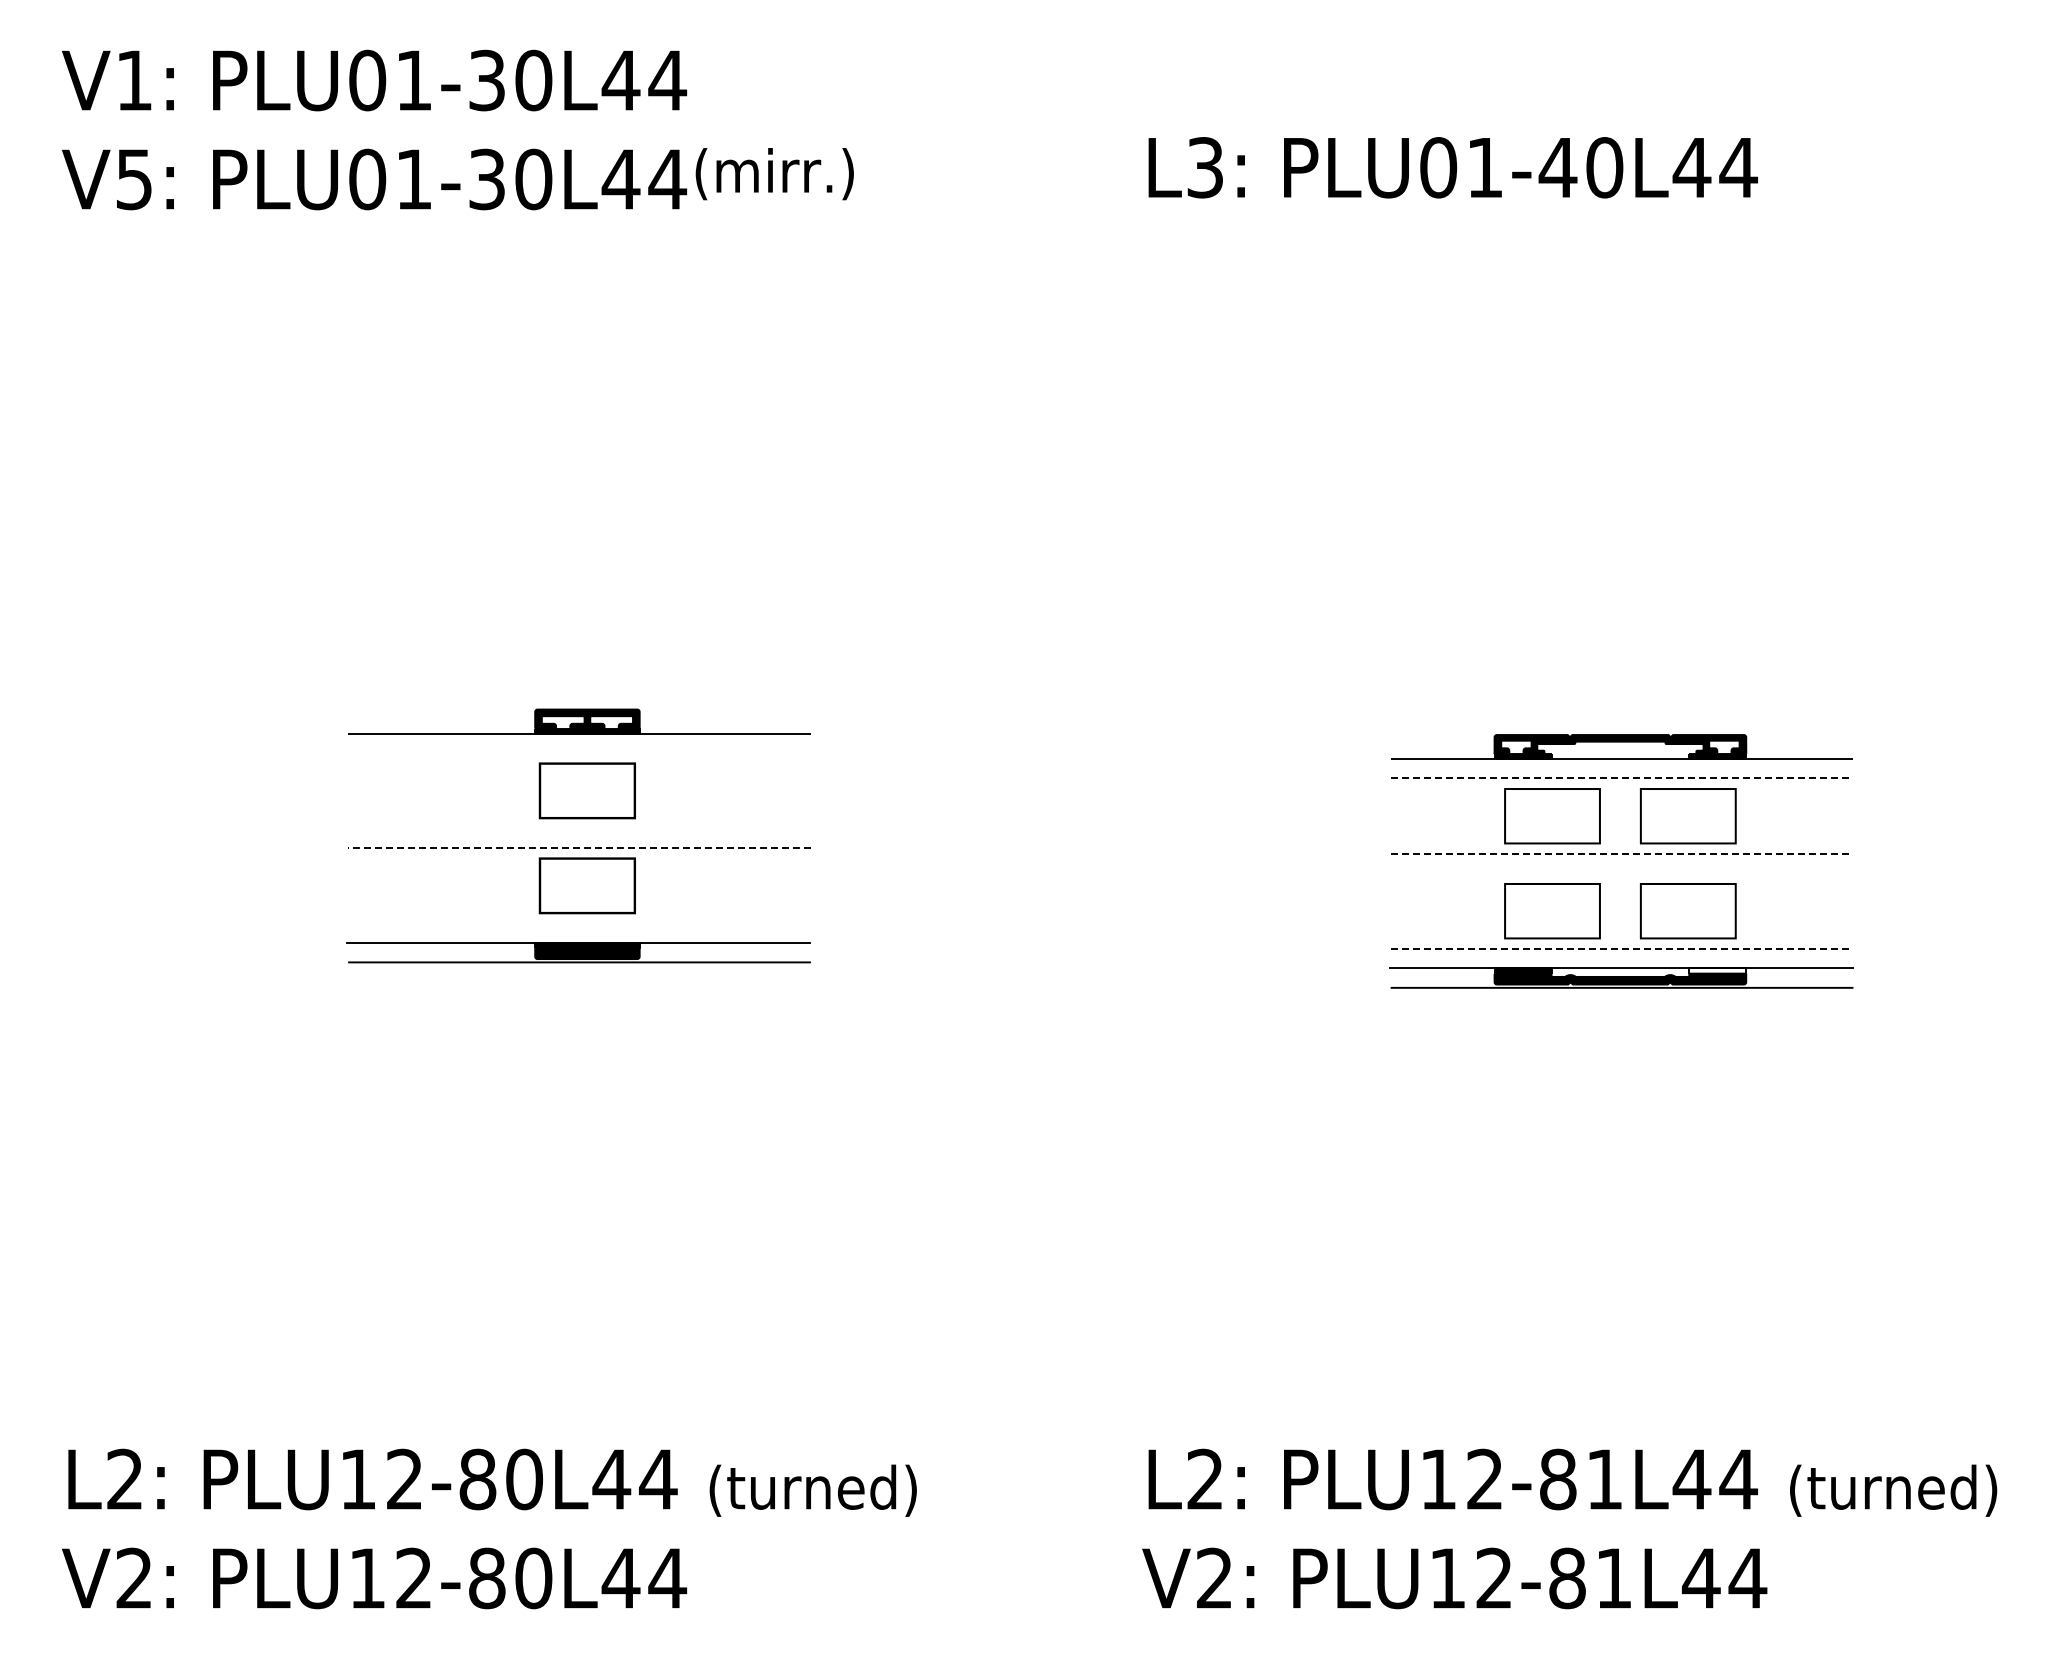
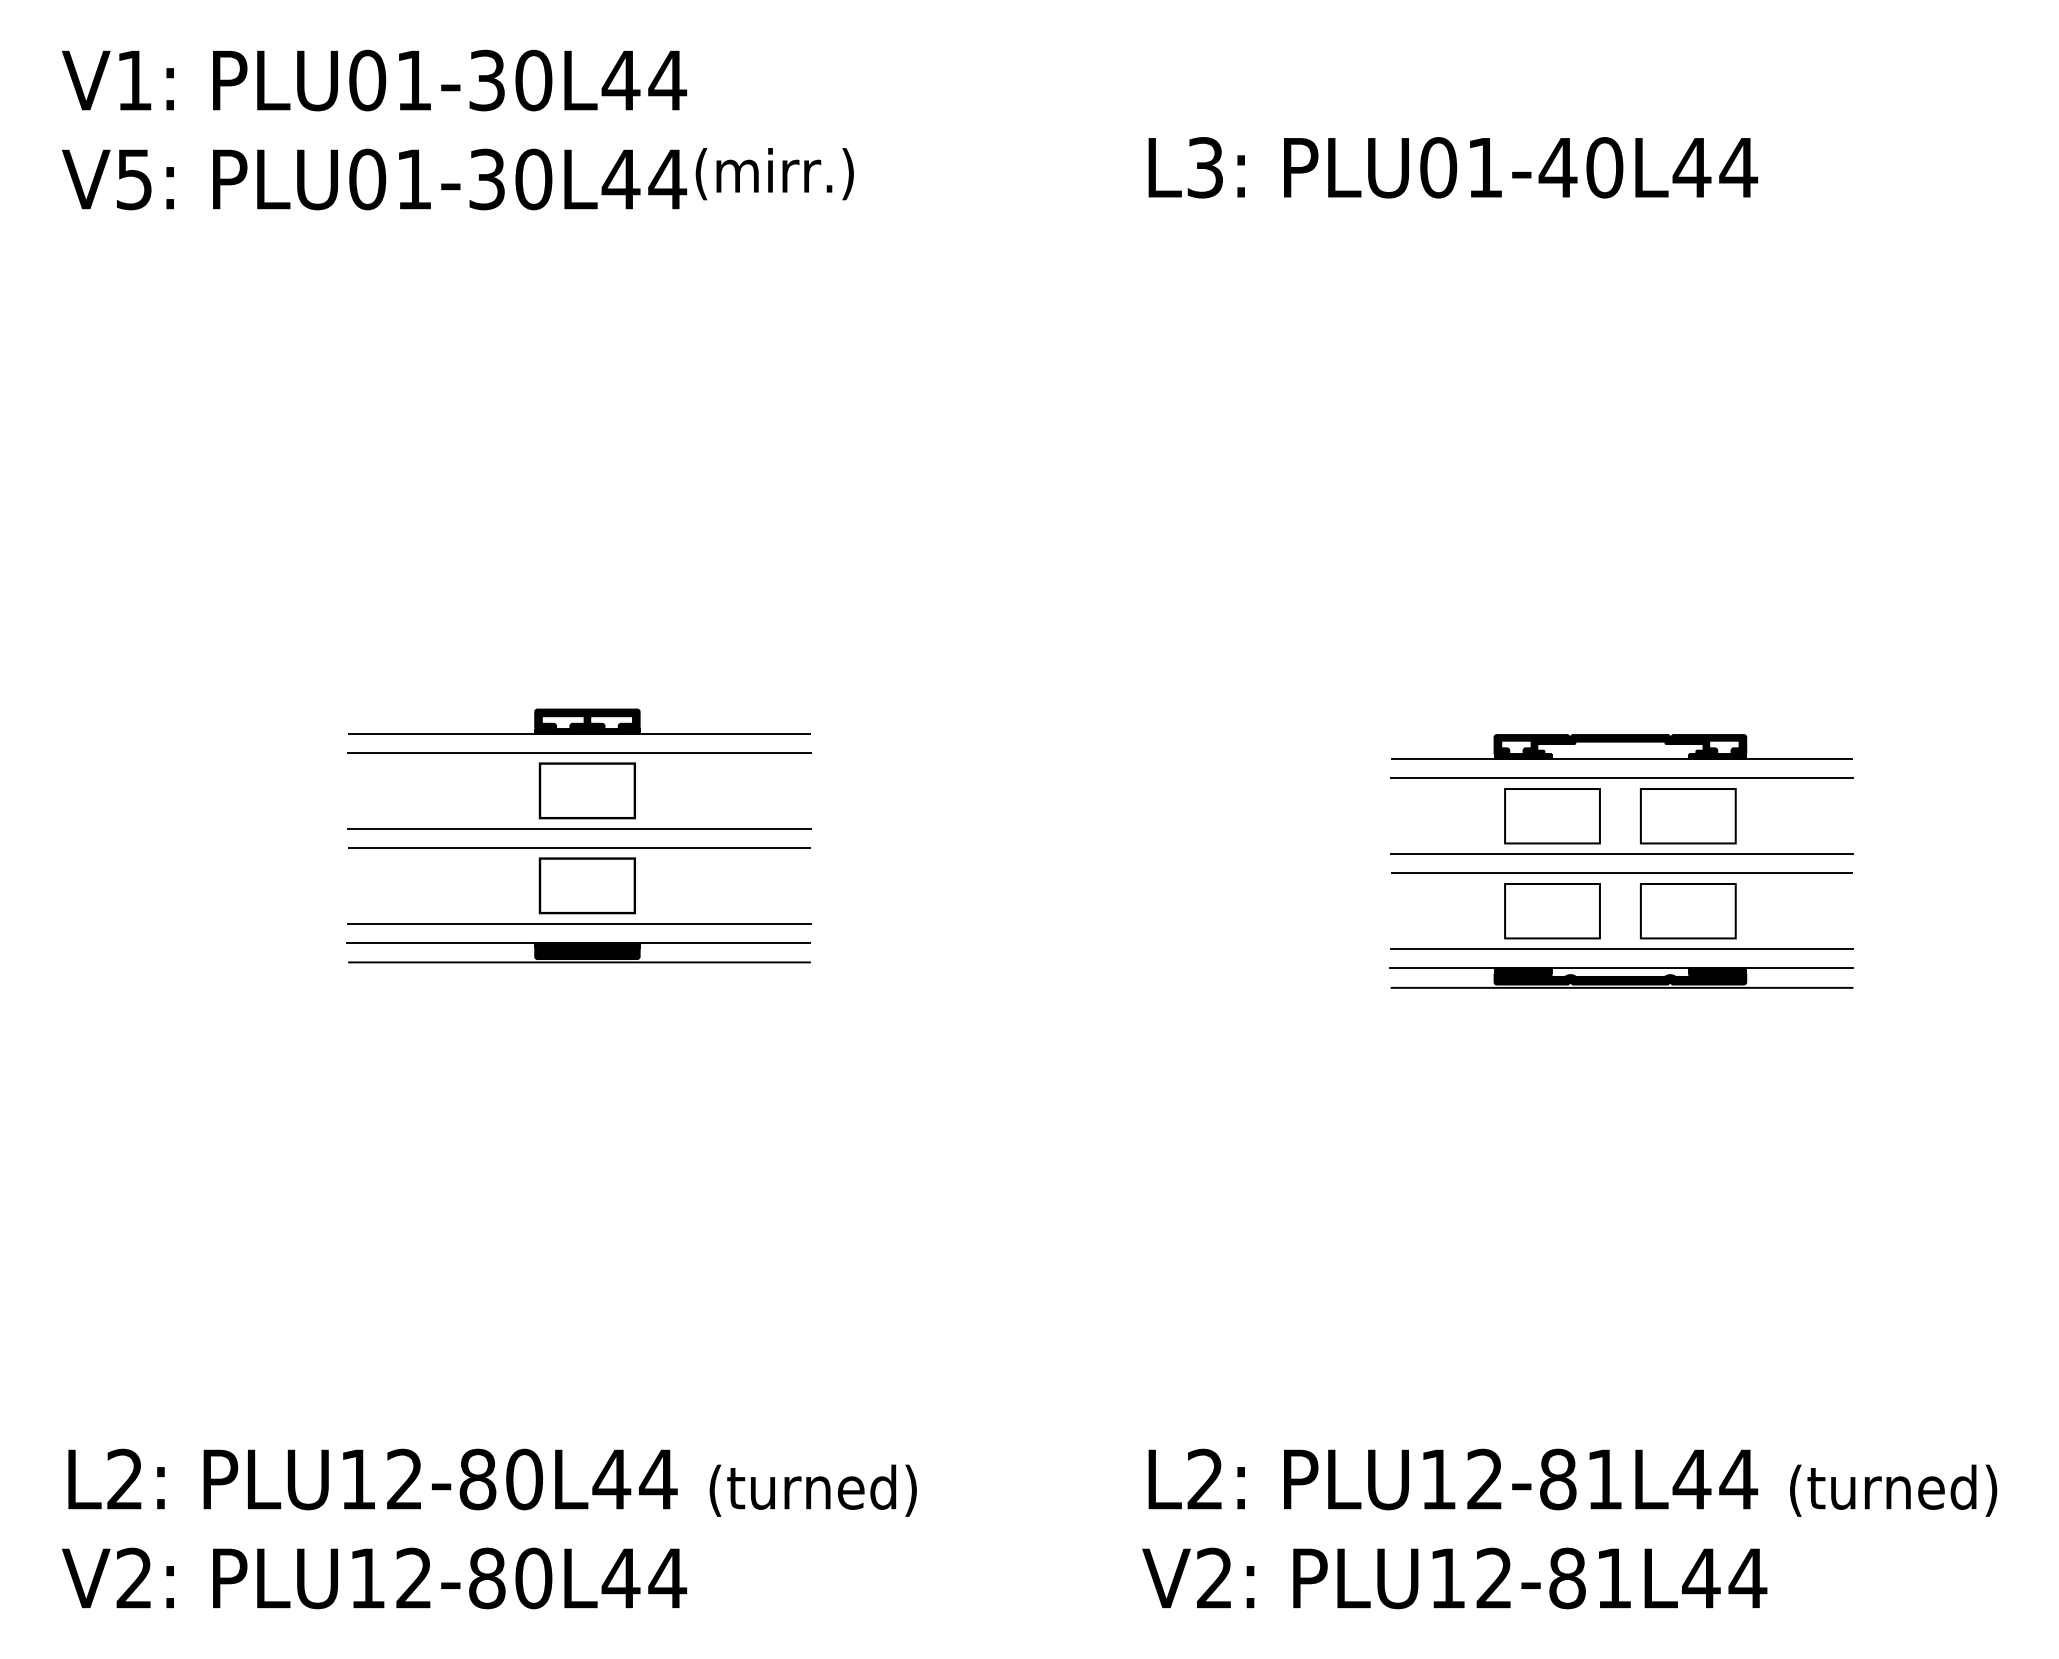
line: none -> present (579, 752)
line: dashed -> solid (1622, 778)
line: none -> present (579, 828)
line: dashed -> solid (579, 847)
line: dashed -> solid (1622, 854)
line: none -> present (1621, 872)
line: none -> present (579, 923)
line: dashed -> solid (1622, 949)
fill: none -> present (1717, 970)
